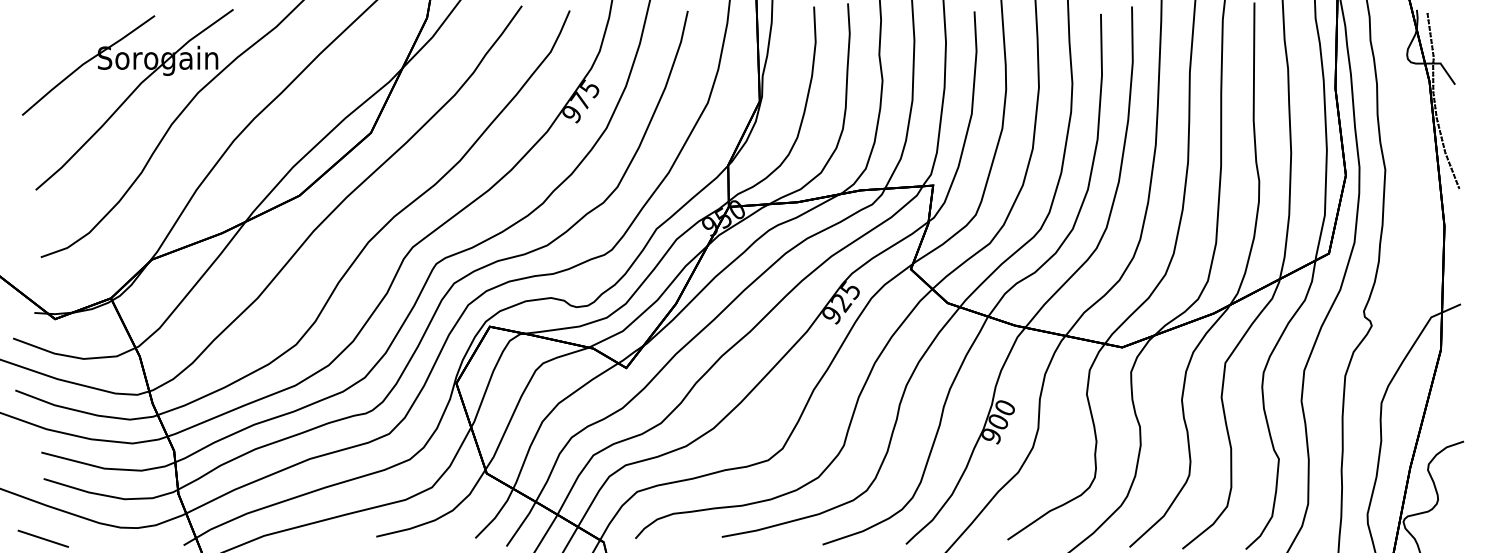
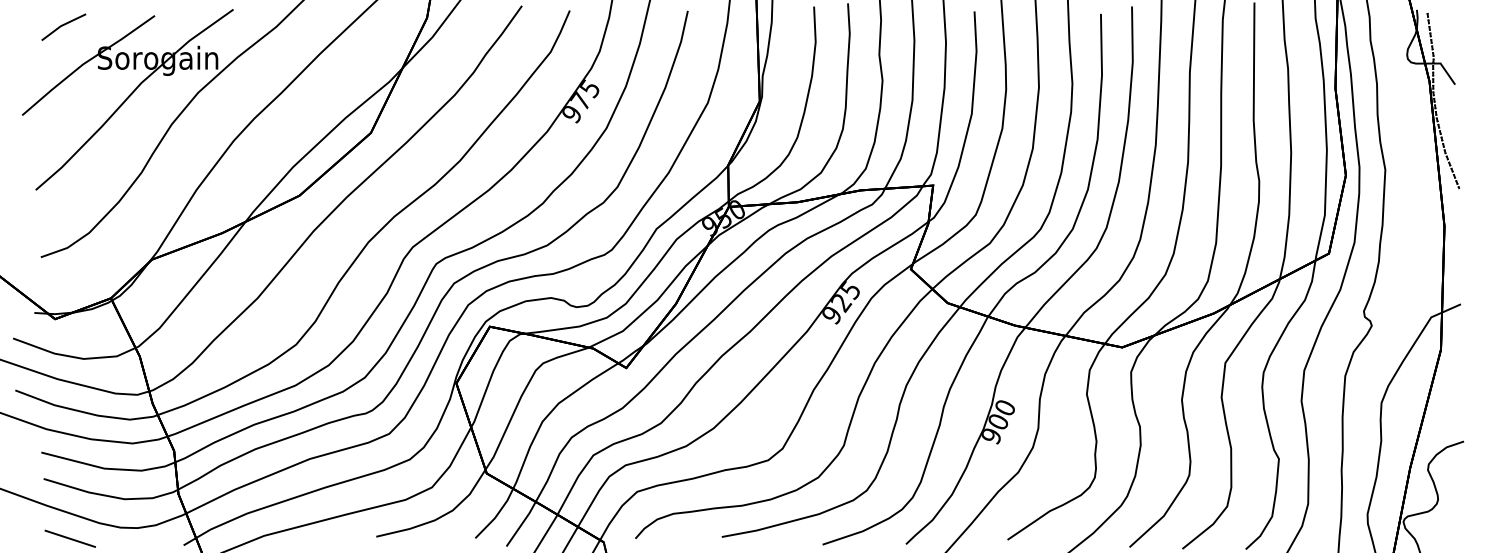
line: none -> present (63, 25)
line position: (42, 538) -> (69, 538) (69, 538)
